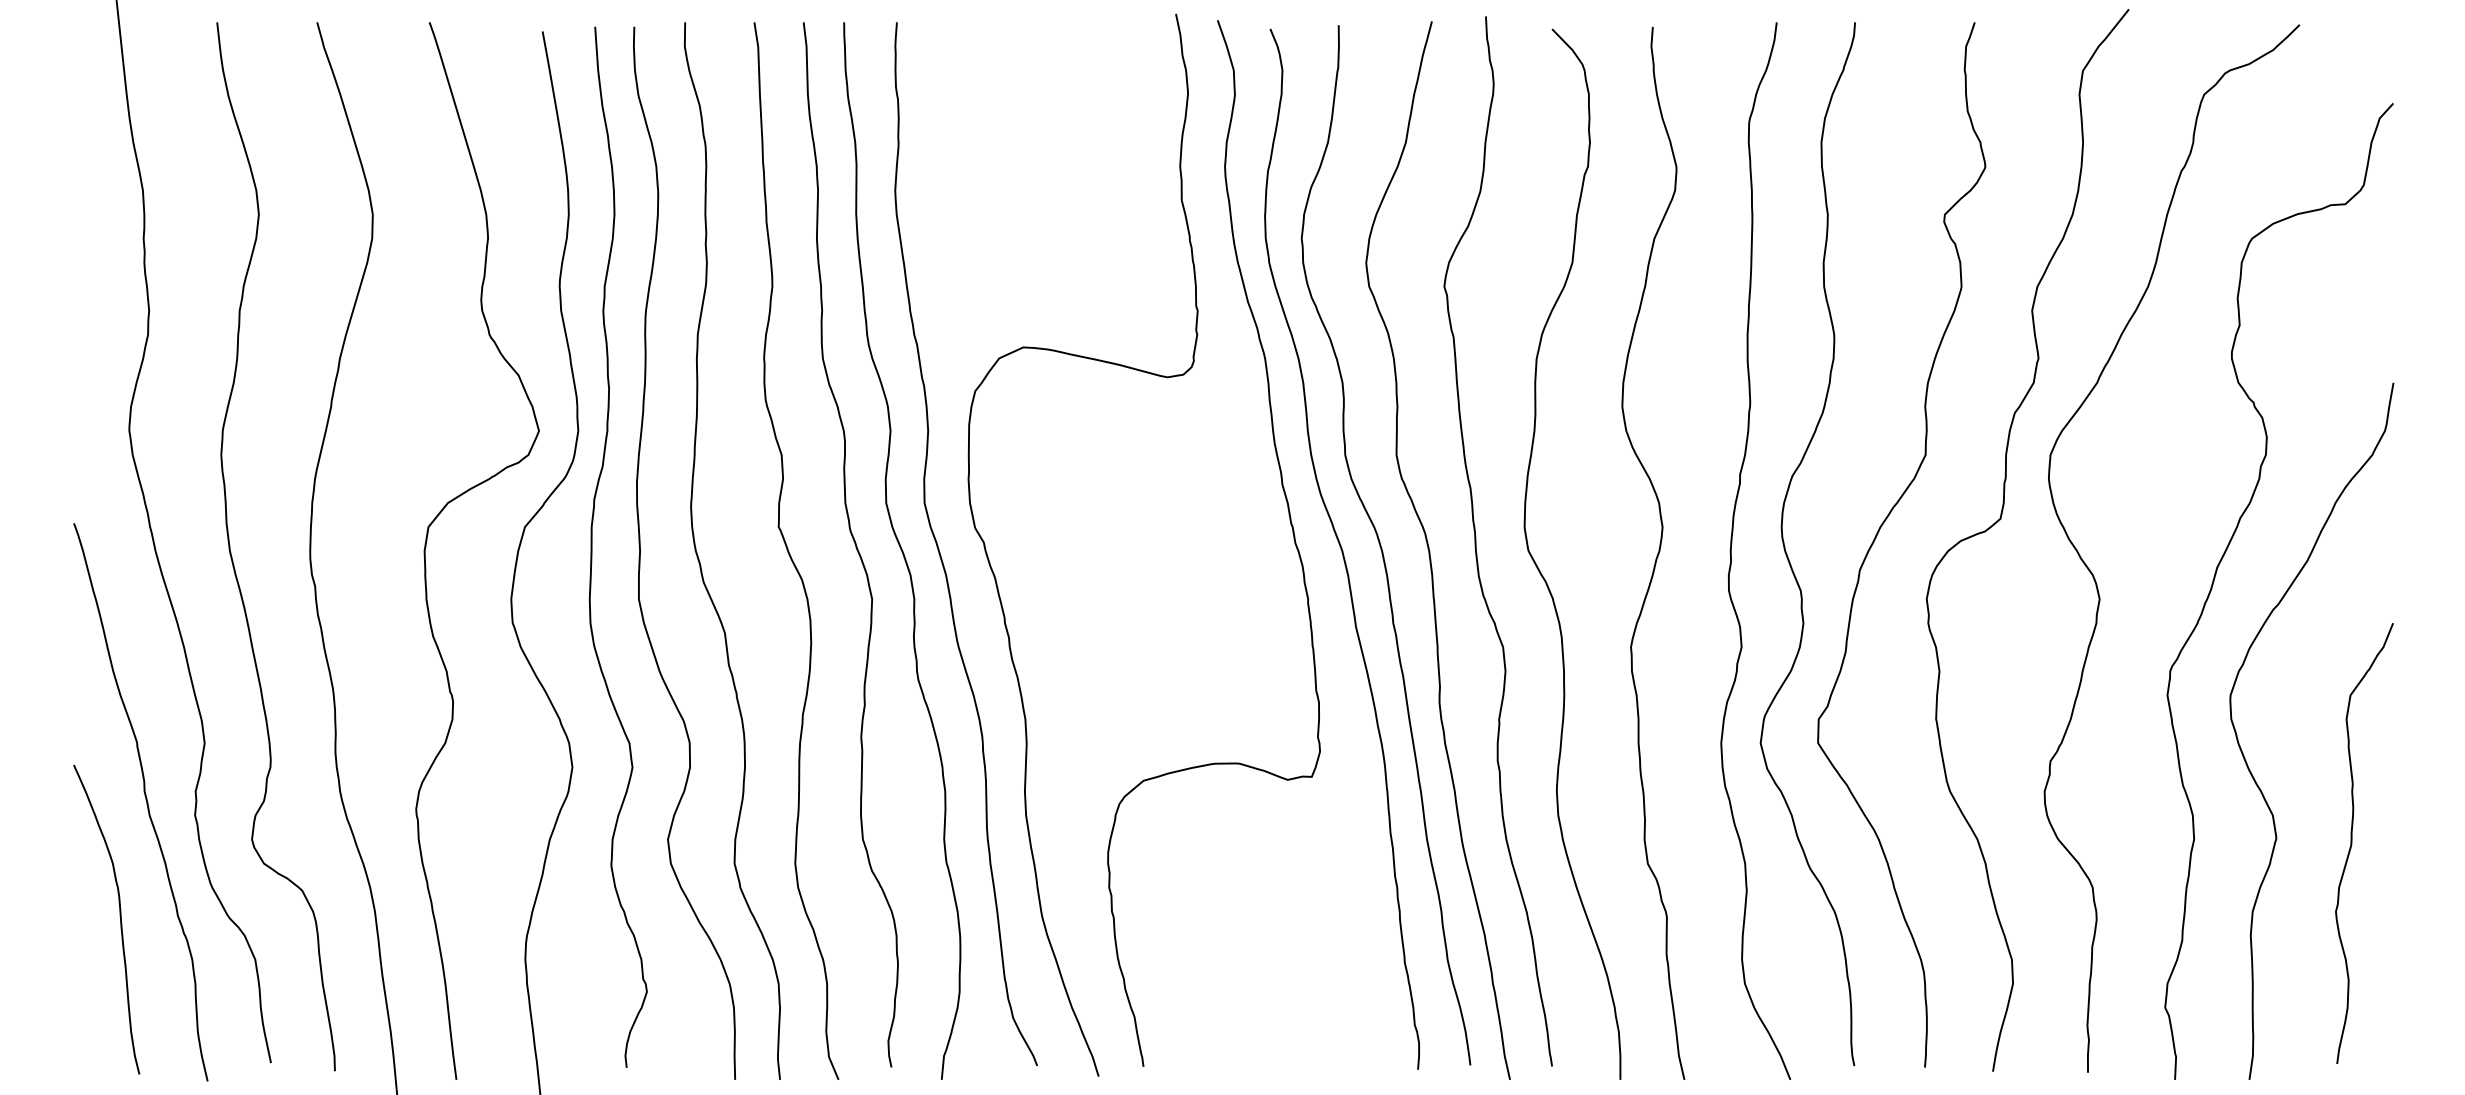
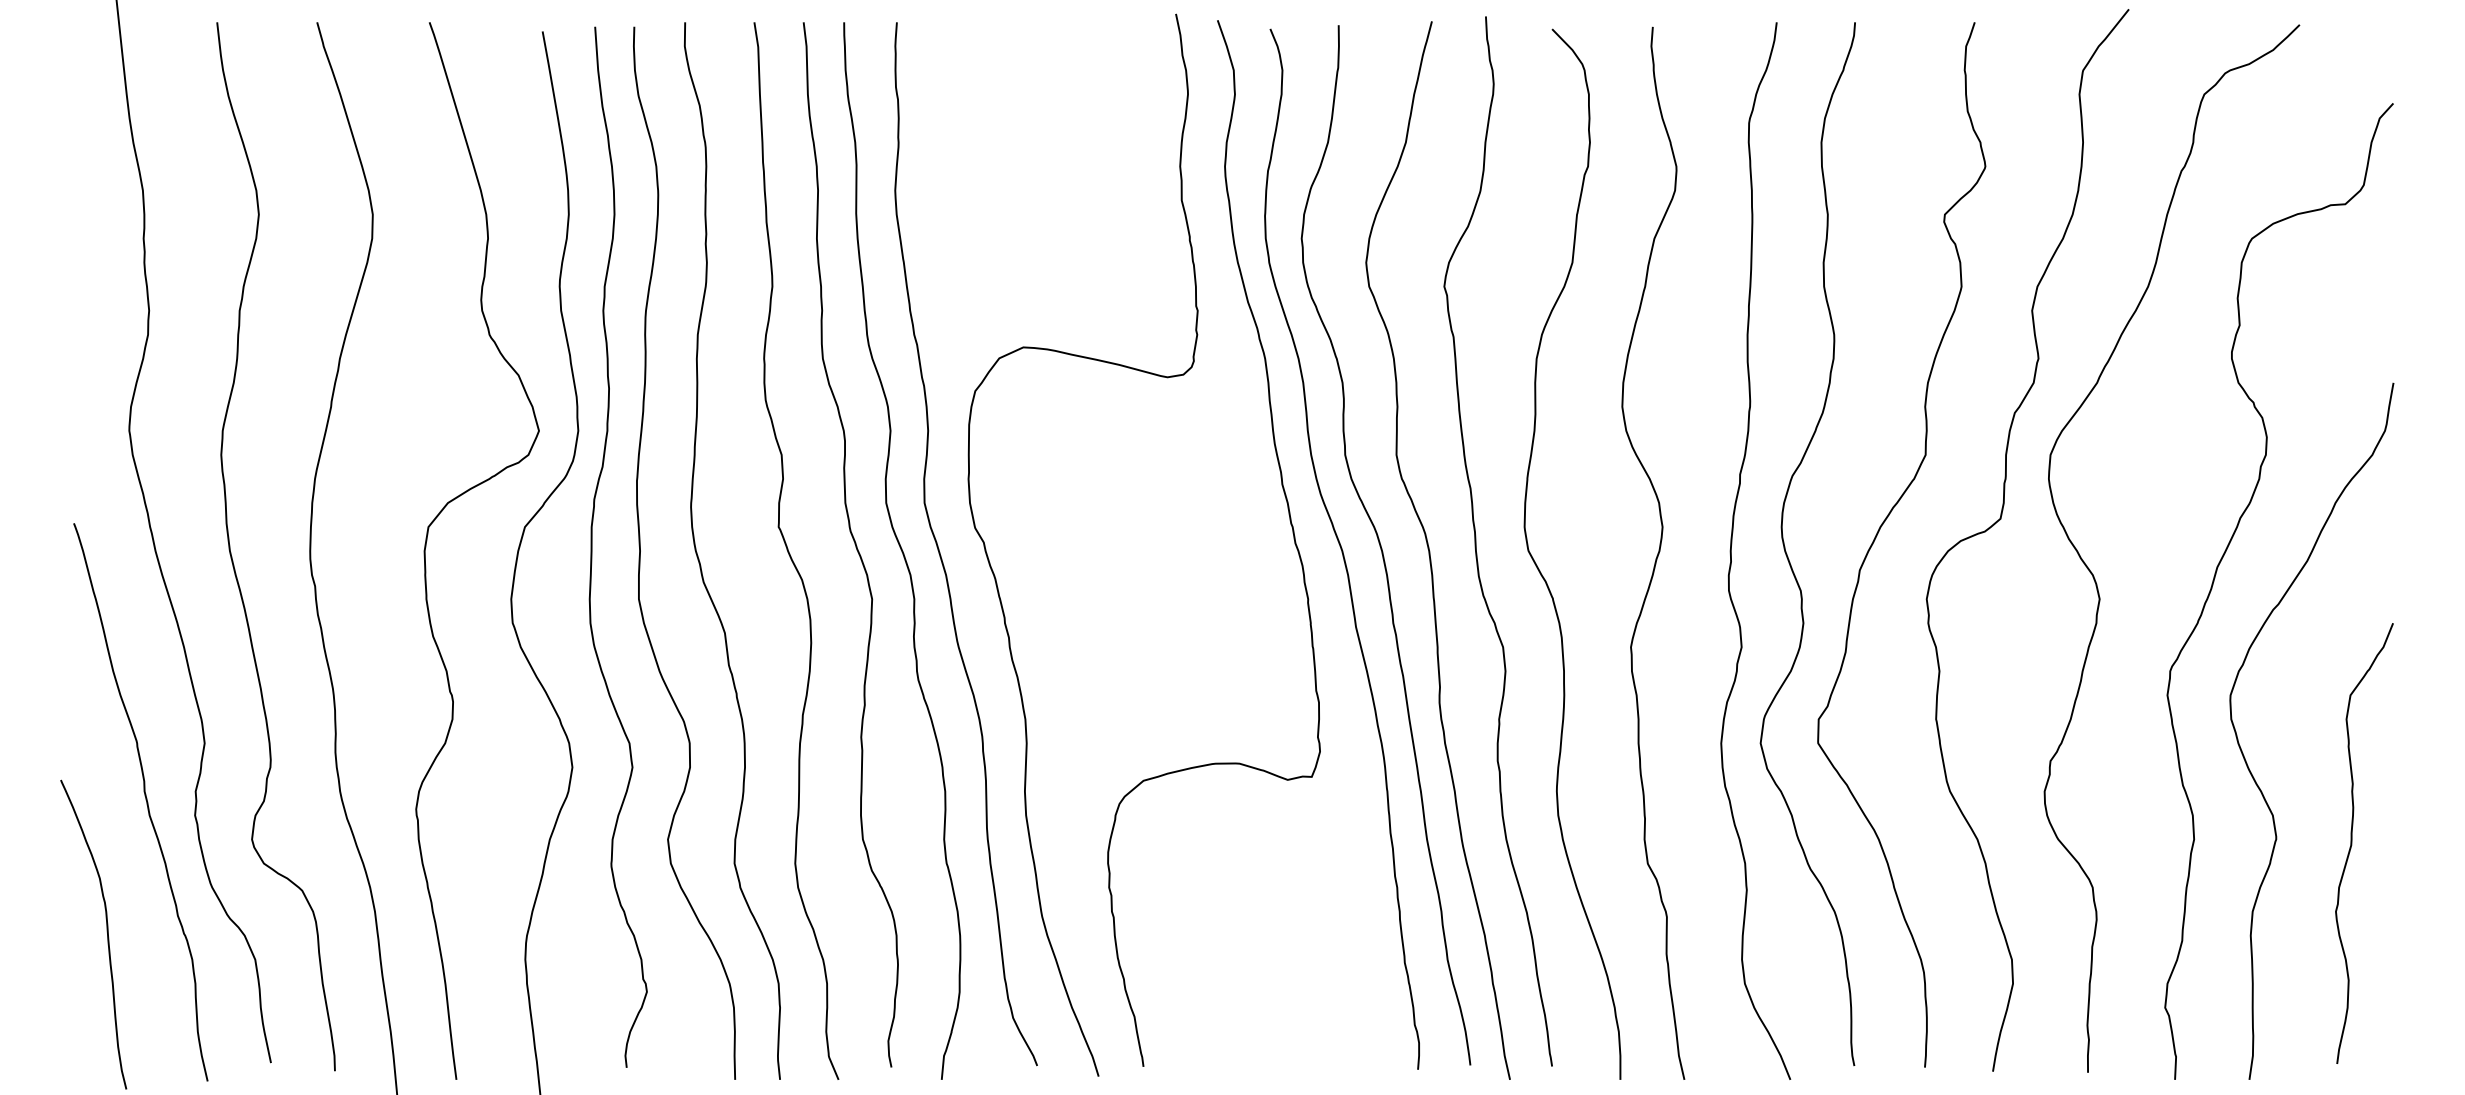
curve position: (119, 916) -> (106, 931) (106, 931)
